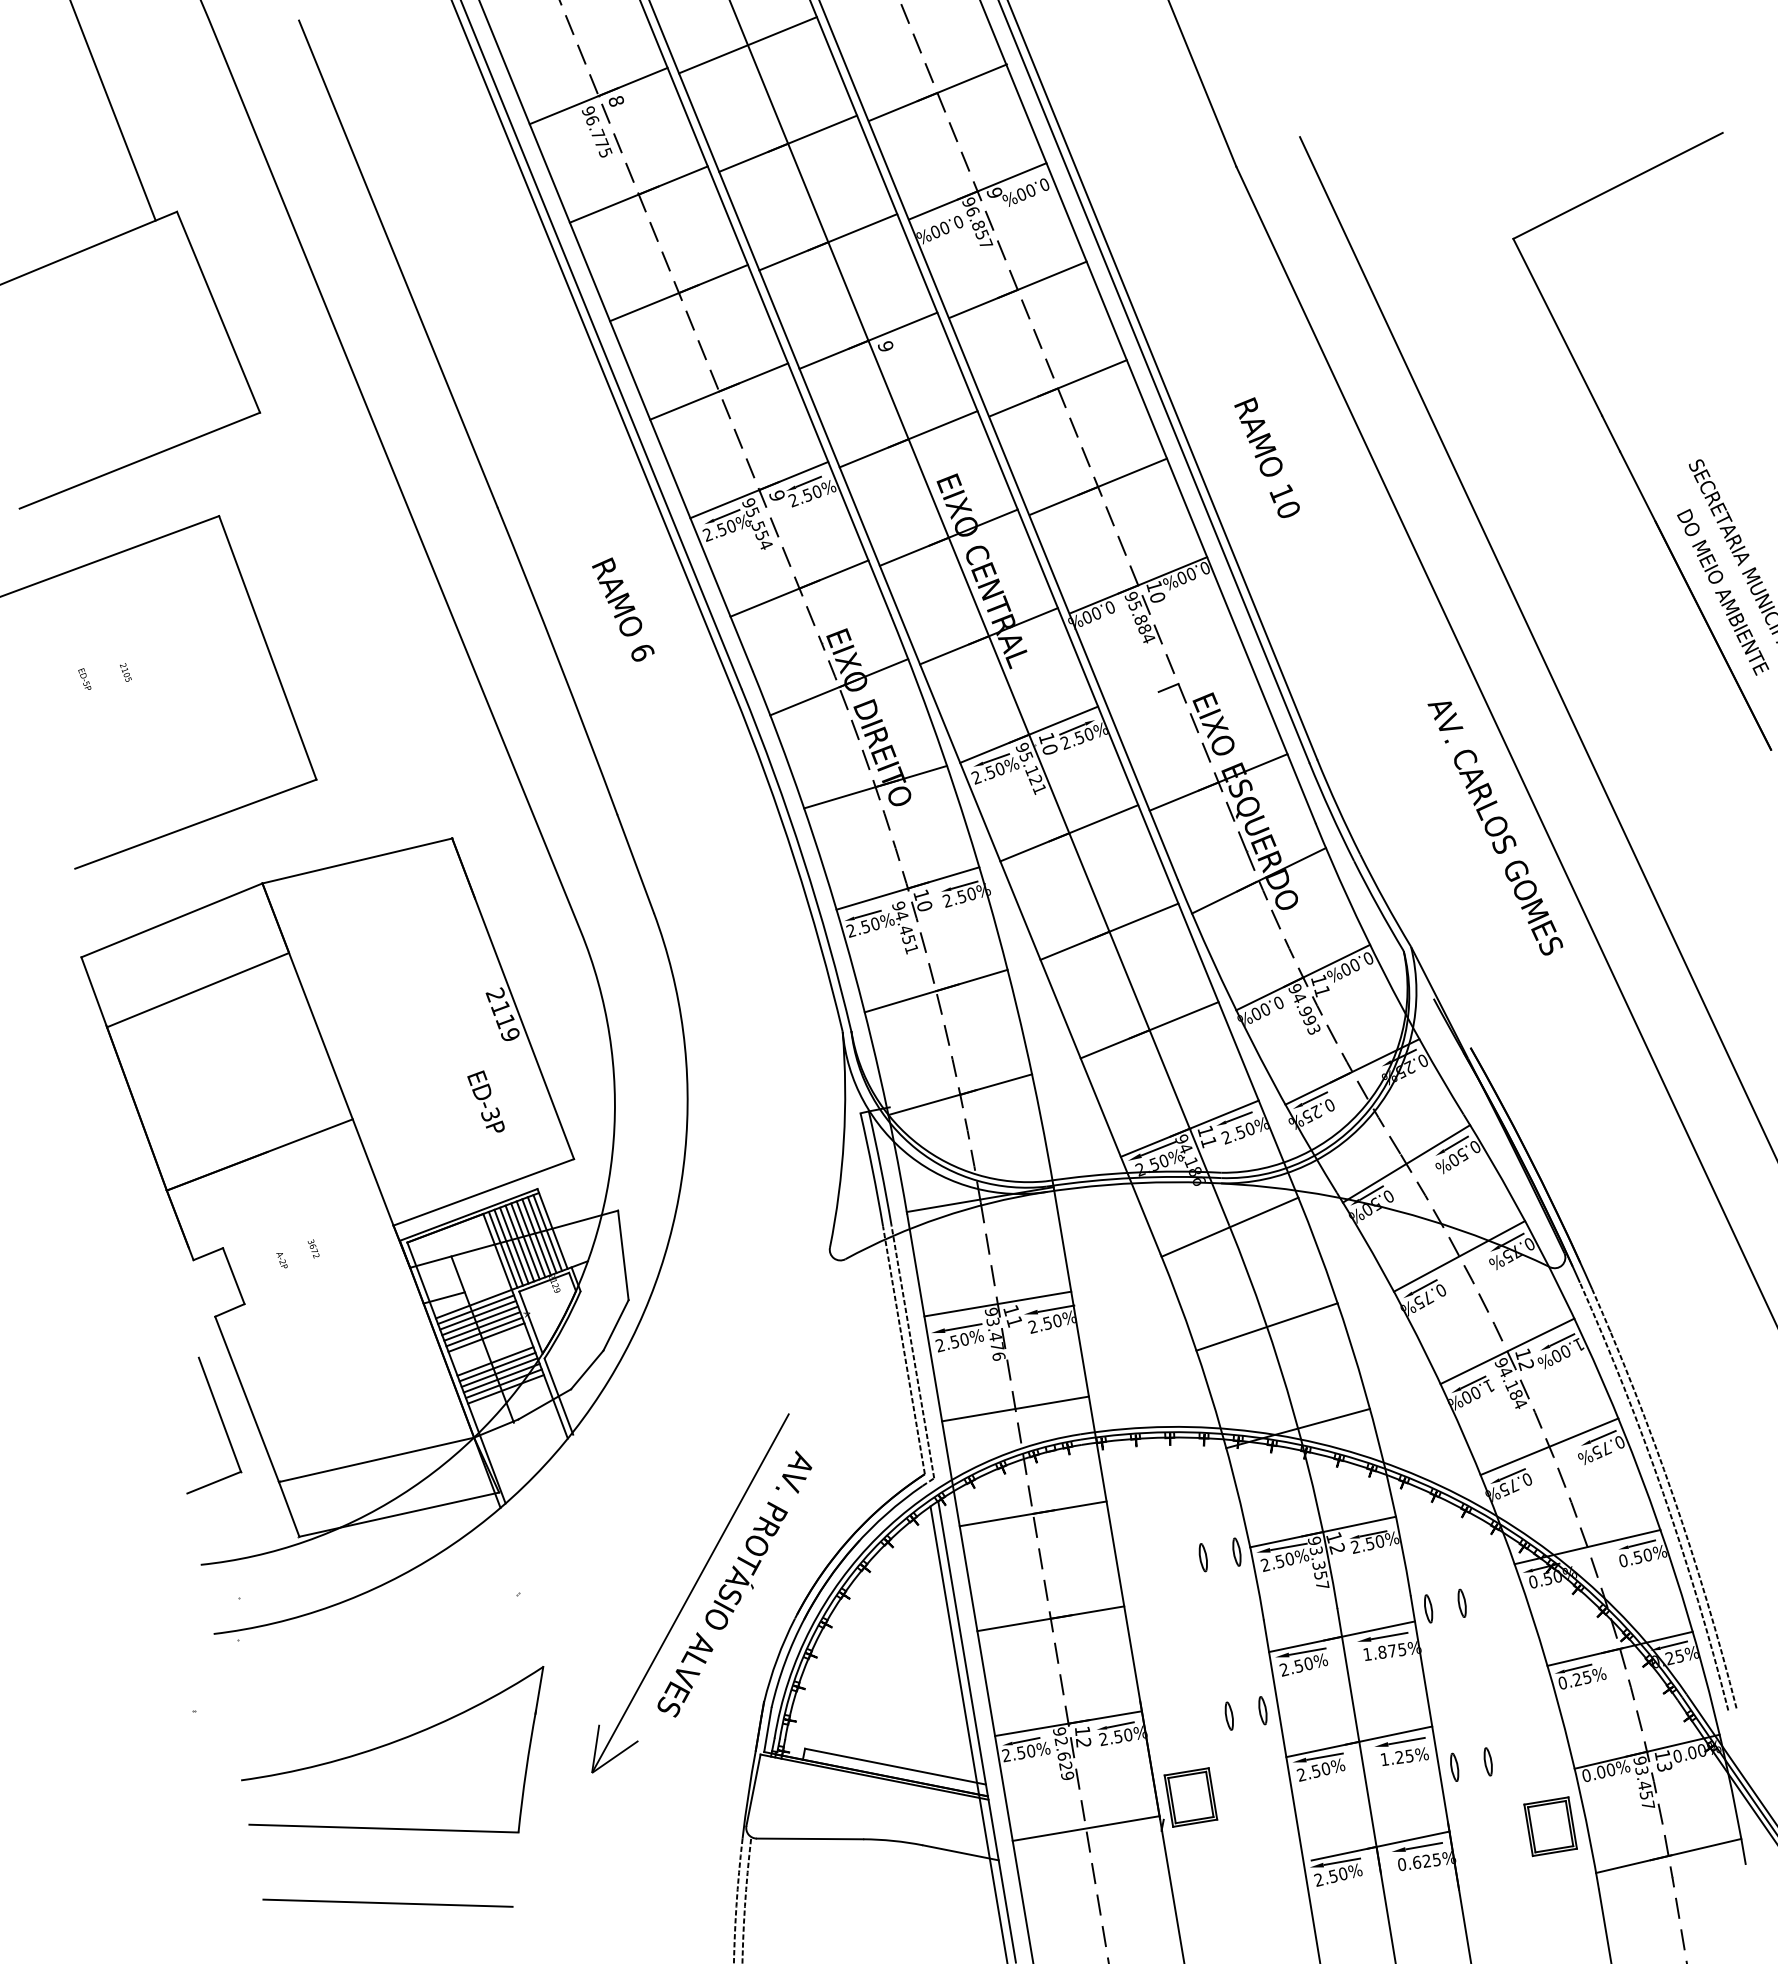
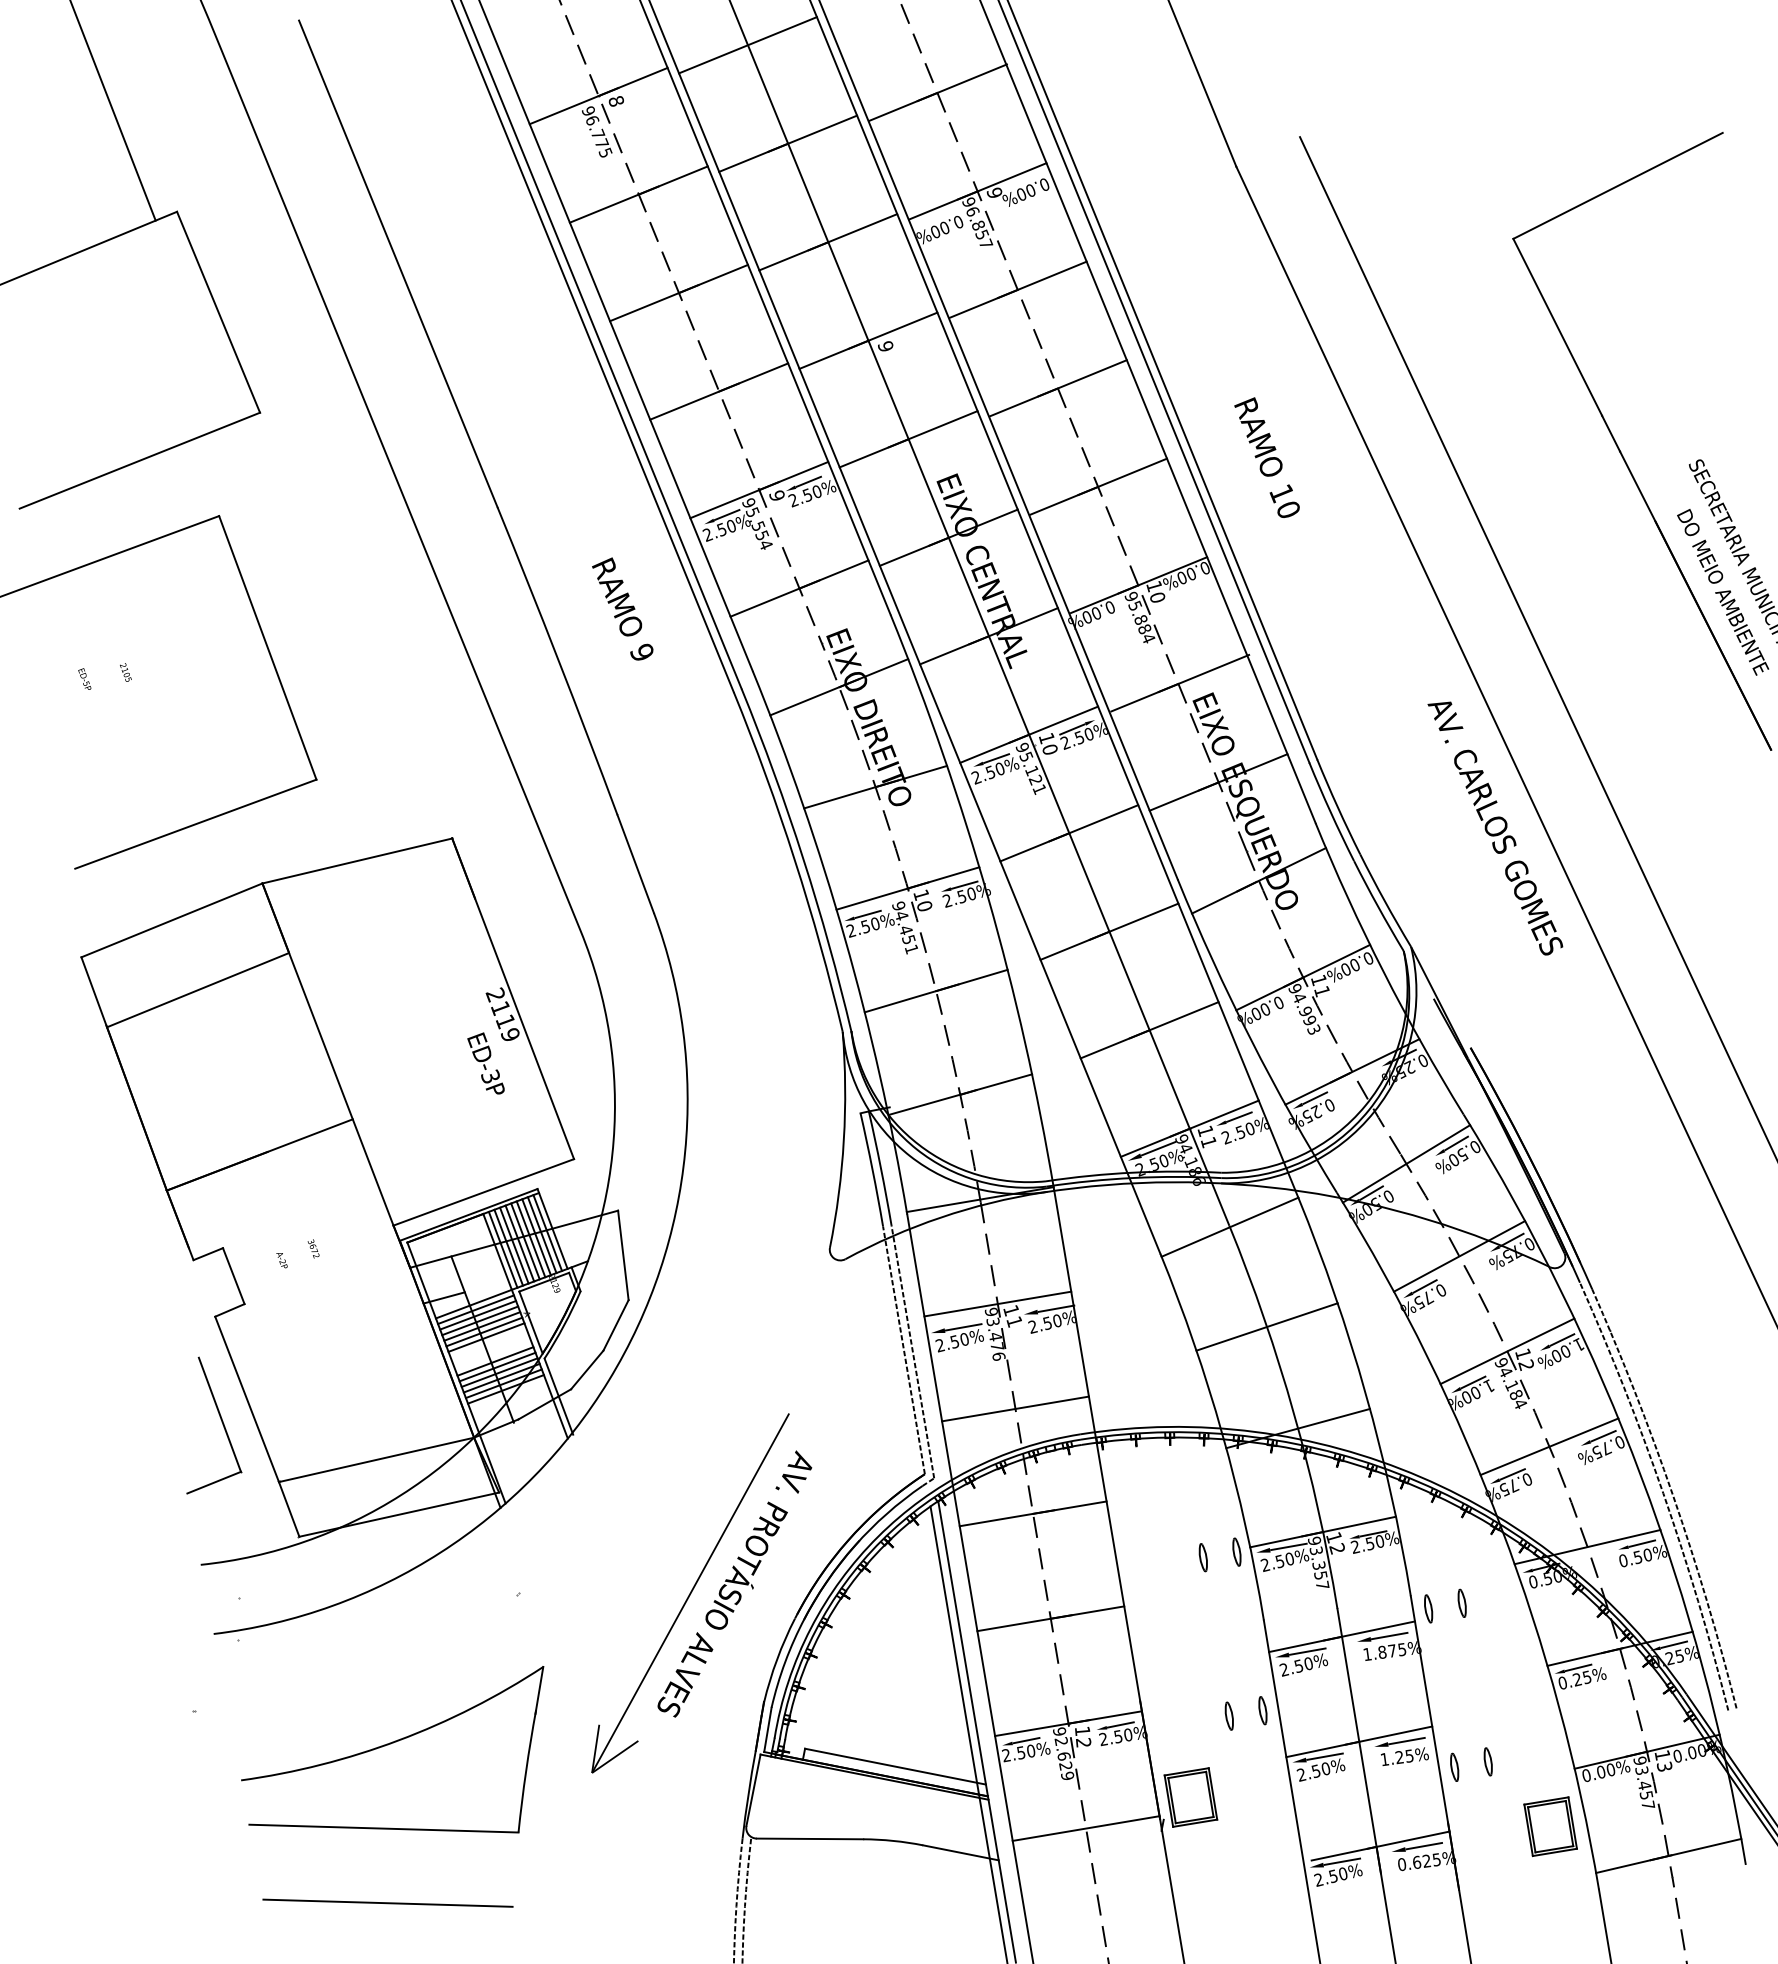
text: 6 -> 9 (642, 652)
line: none -> present (1180, 682)
text position: (485, 1101) -> (485, 1063) (485, 1063)
